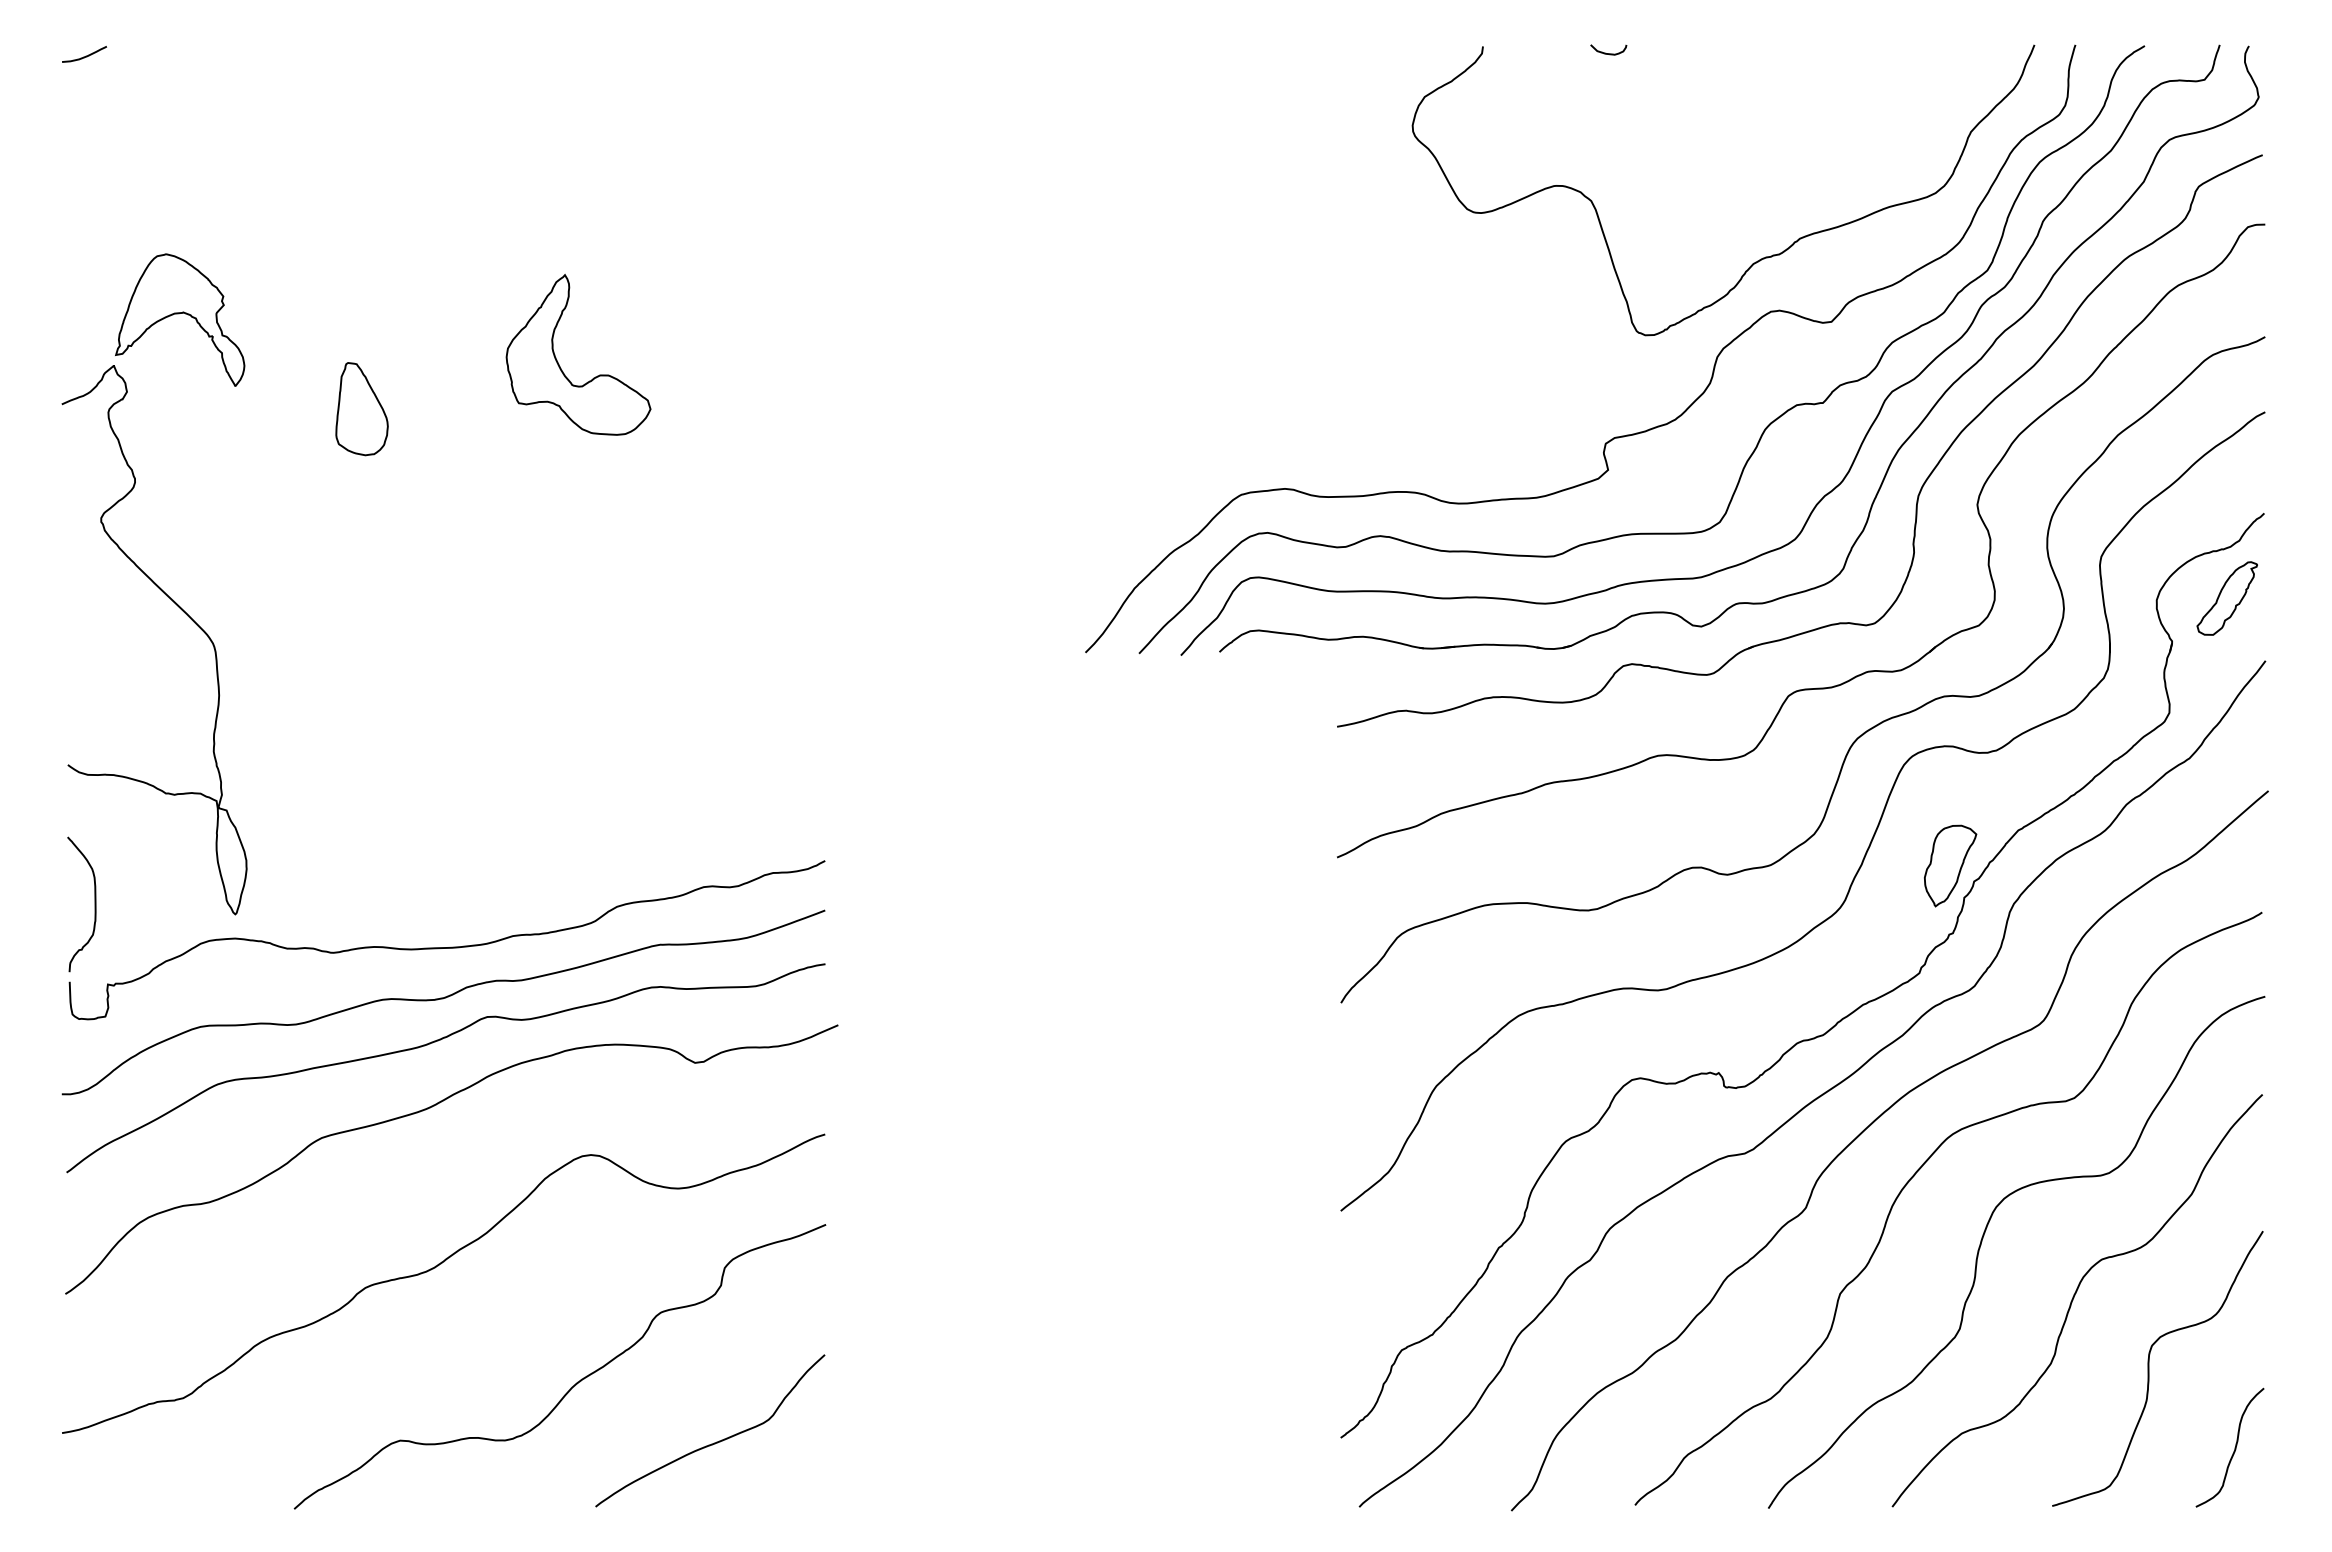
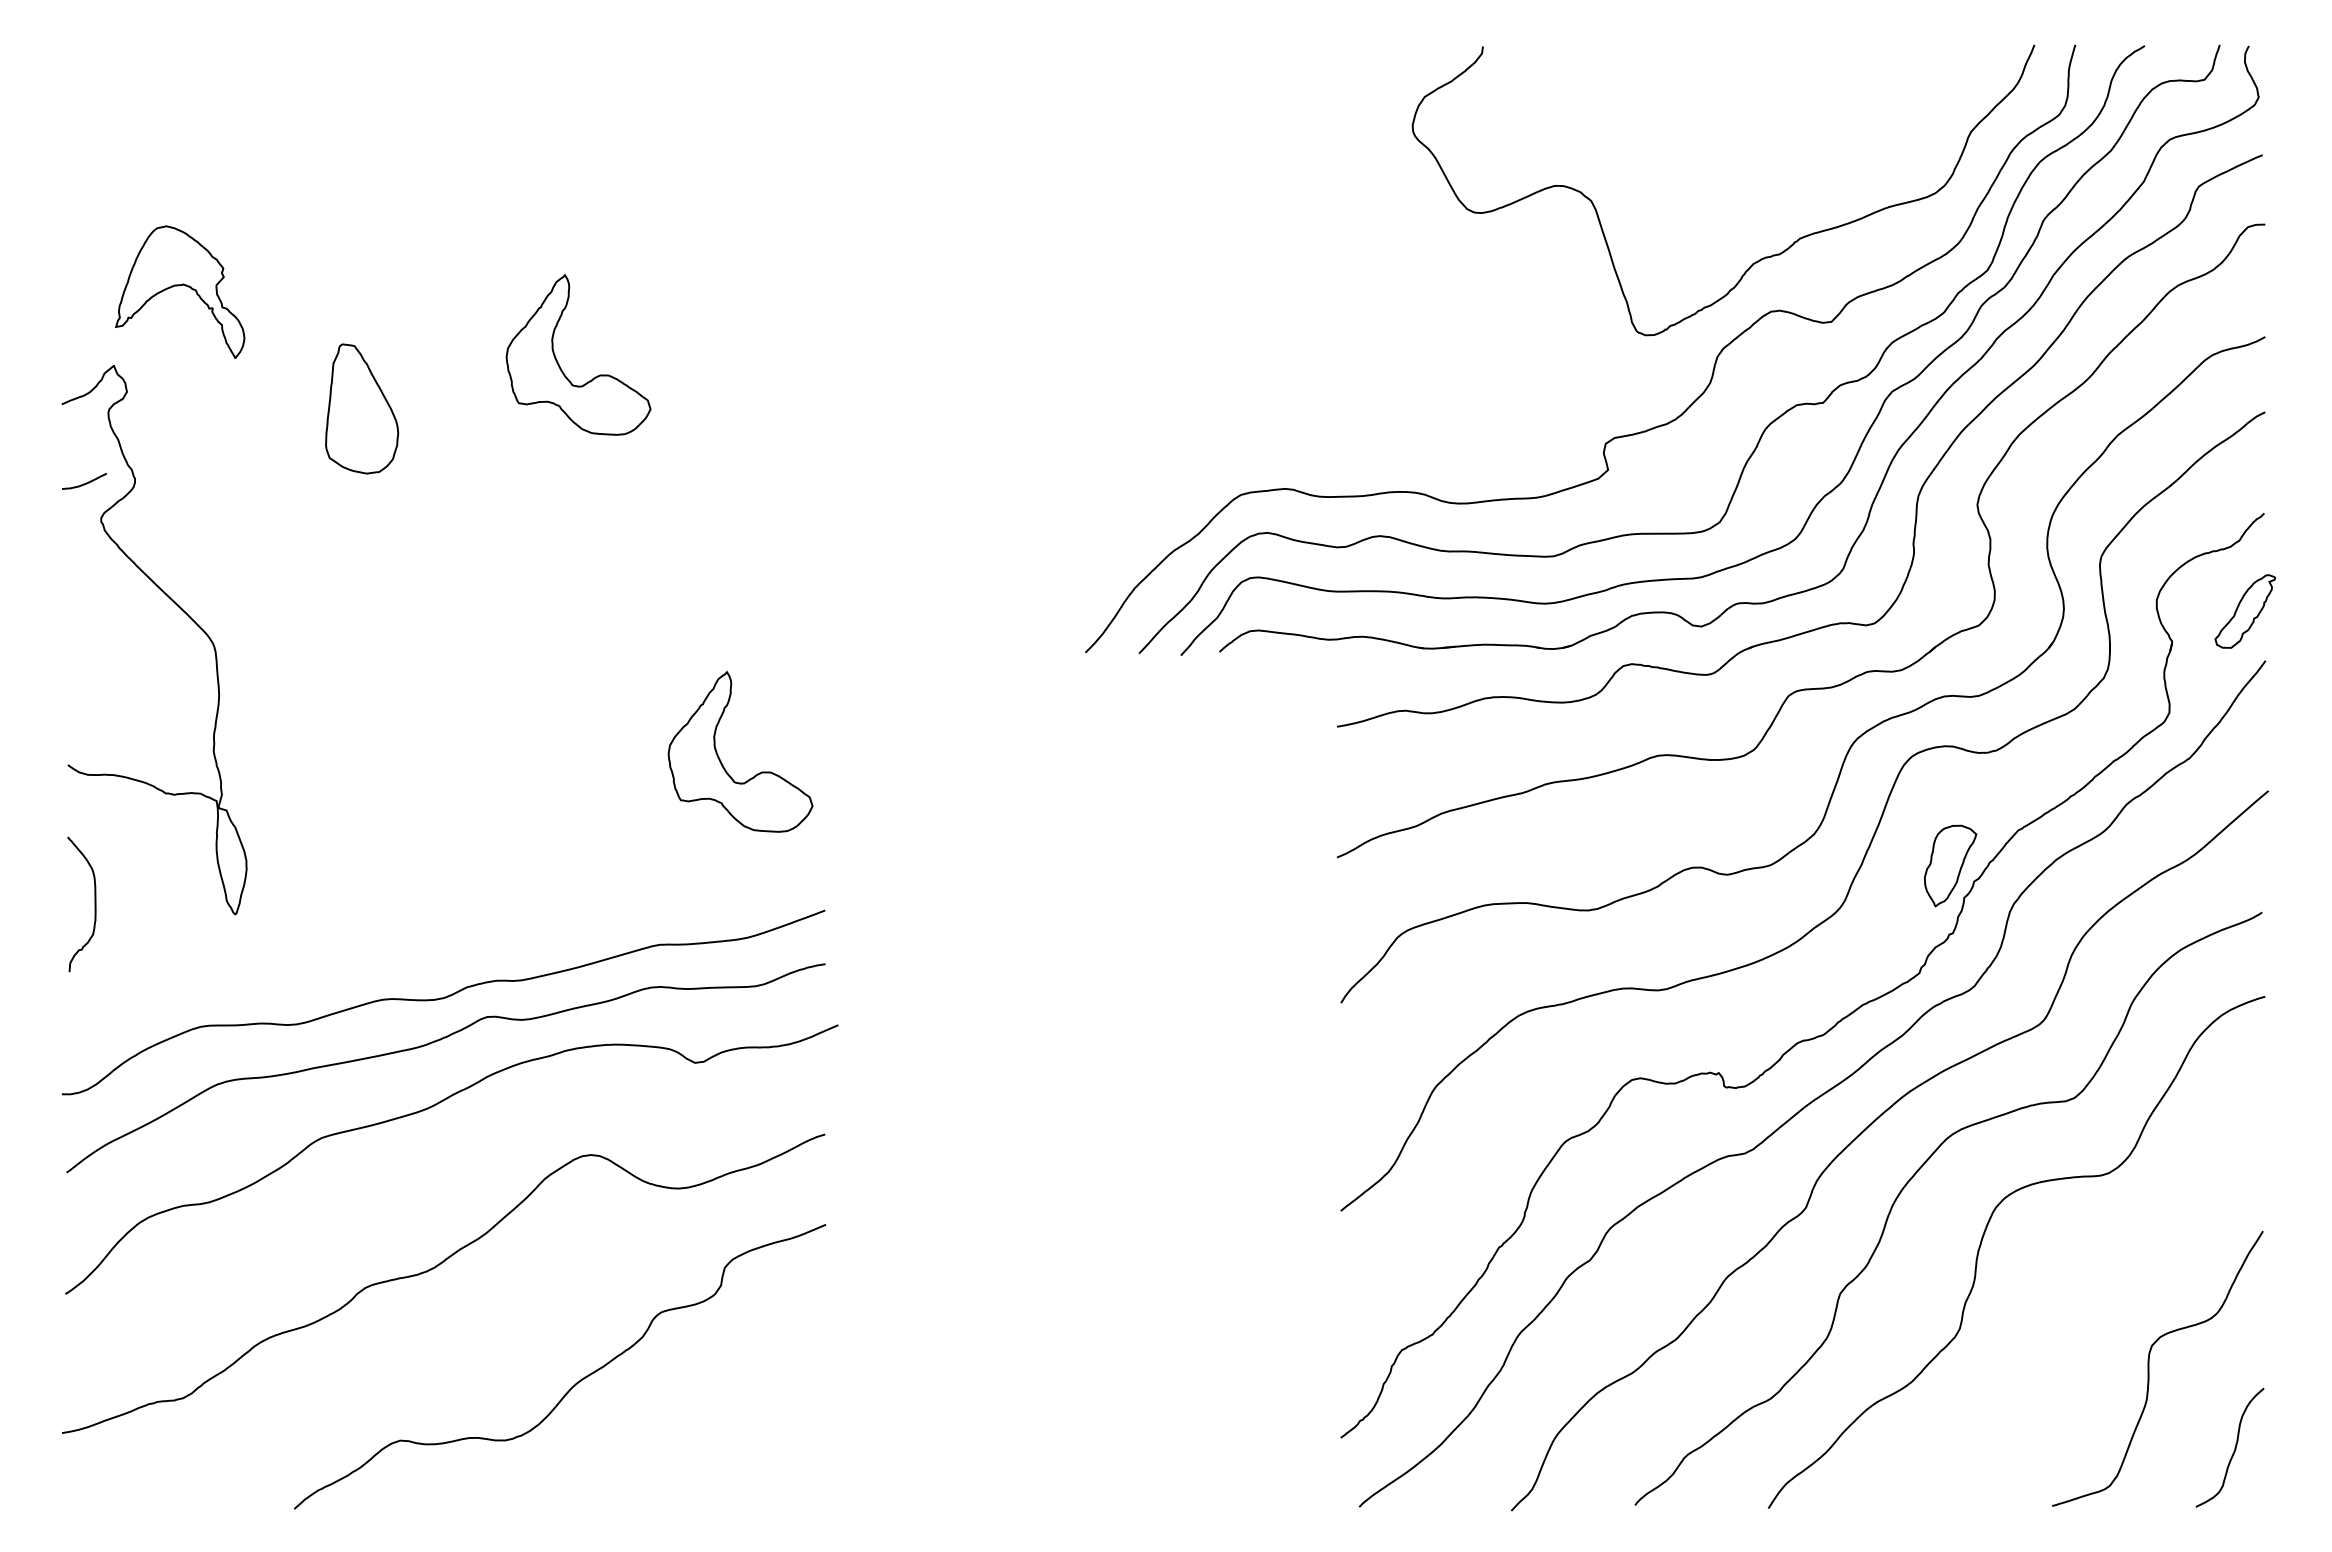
curve: present -> none (1608, 53)
curve position: (84, 56) -> (84, 483) (84, 483)
part position: (180, 319) -> (180, 291) (180, 291)
part size: 54x95 px -> 75x132 px (362, 408)
part position: (2226, 598) -> (2244, 611) (2244, 611)
part: none -> present (721, 761)
curve: present -> none (446, 947)
curve: present -> none (2074, 1298)
curve: present -> none (716, 1441)
